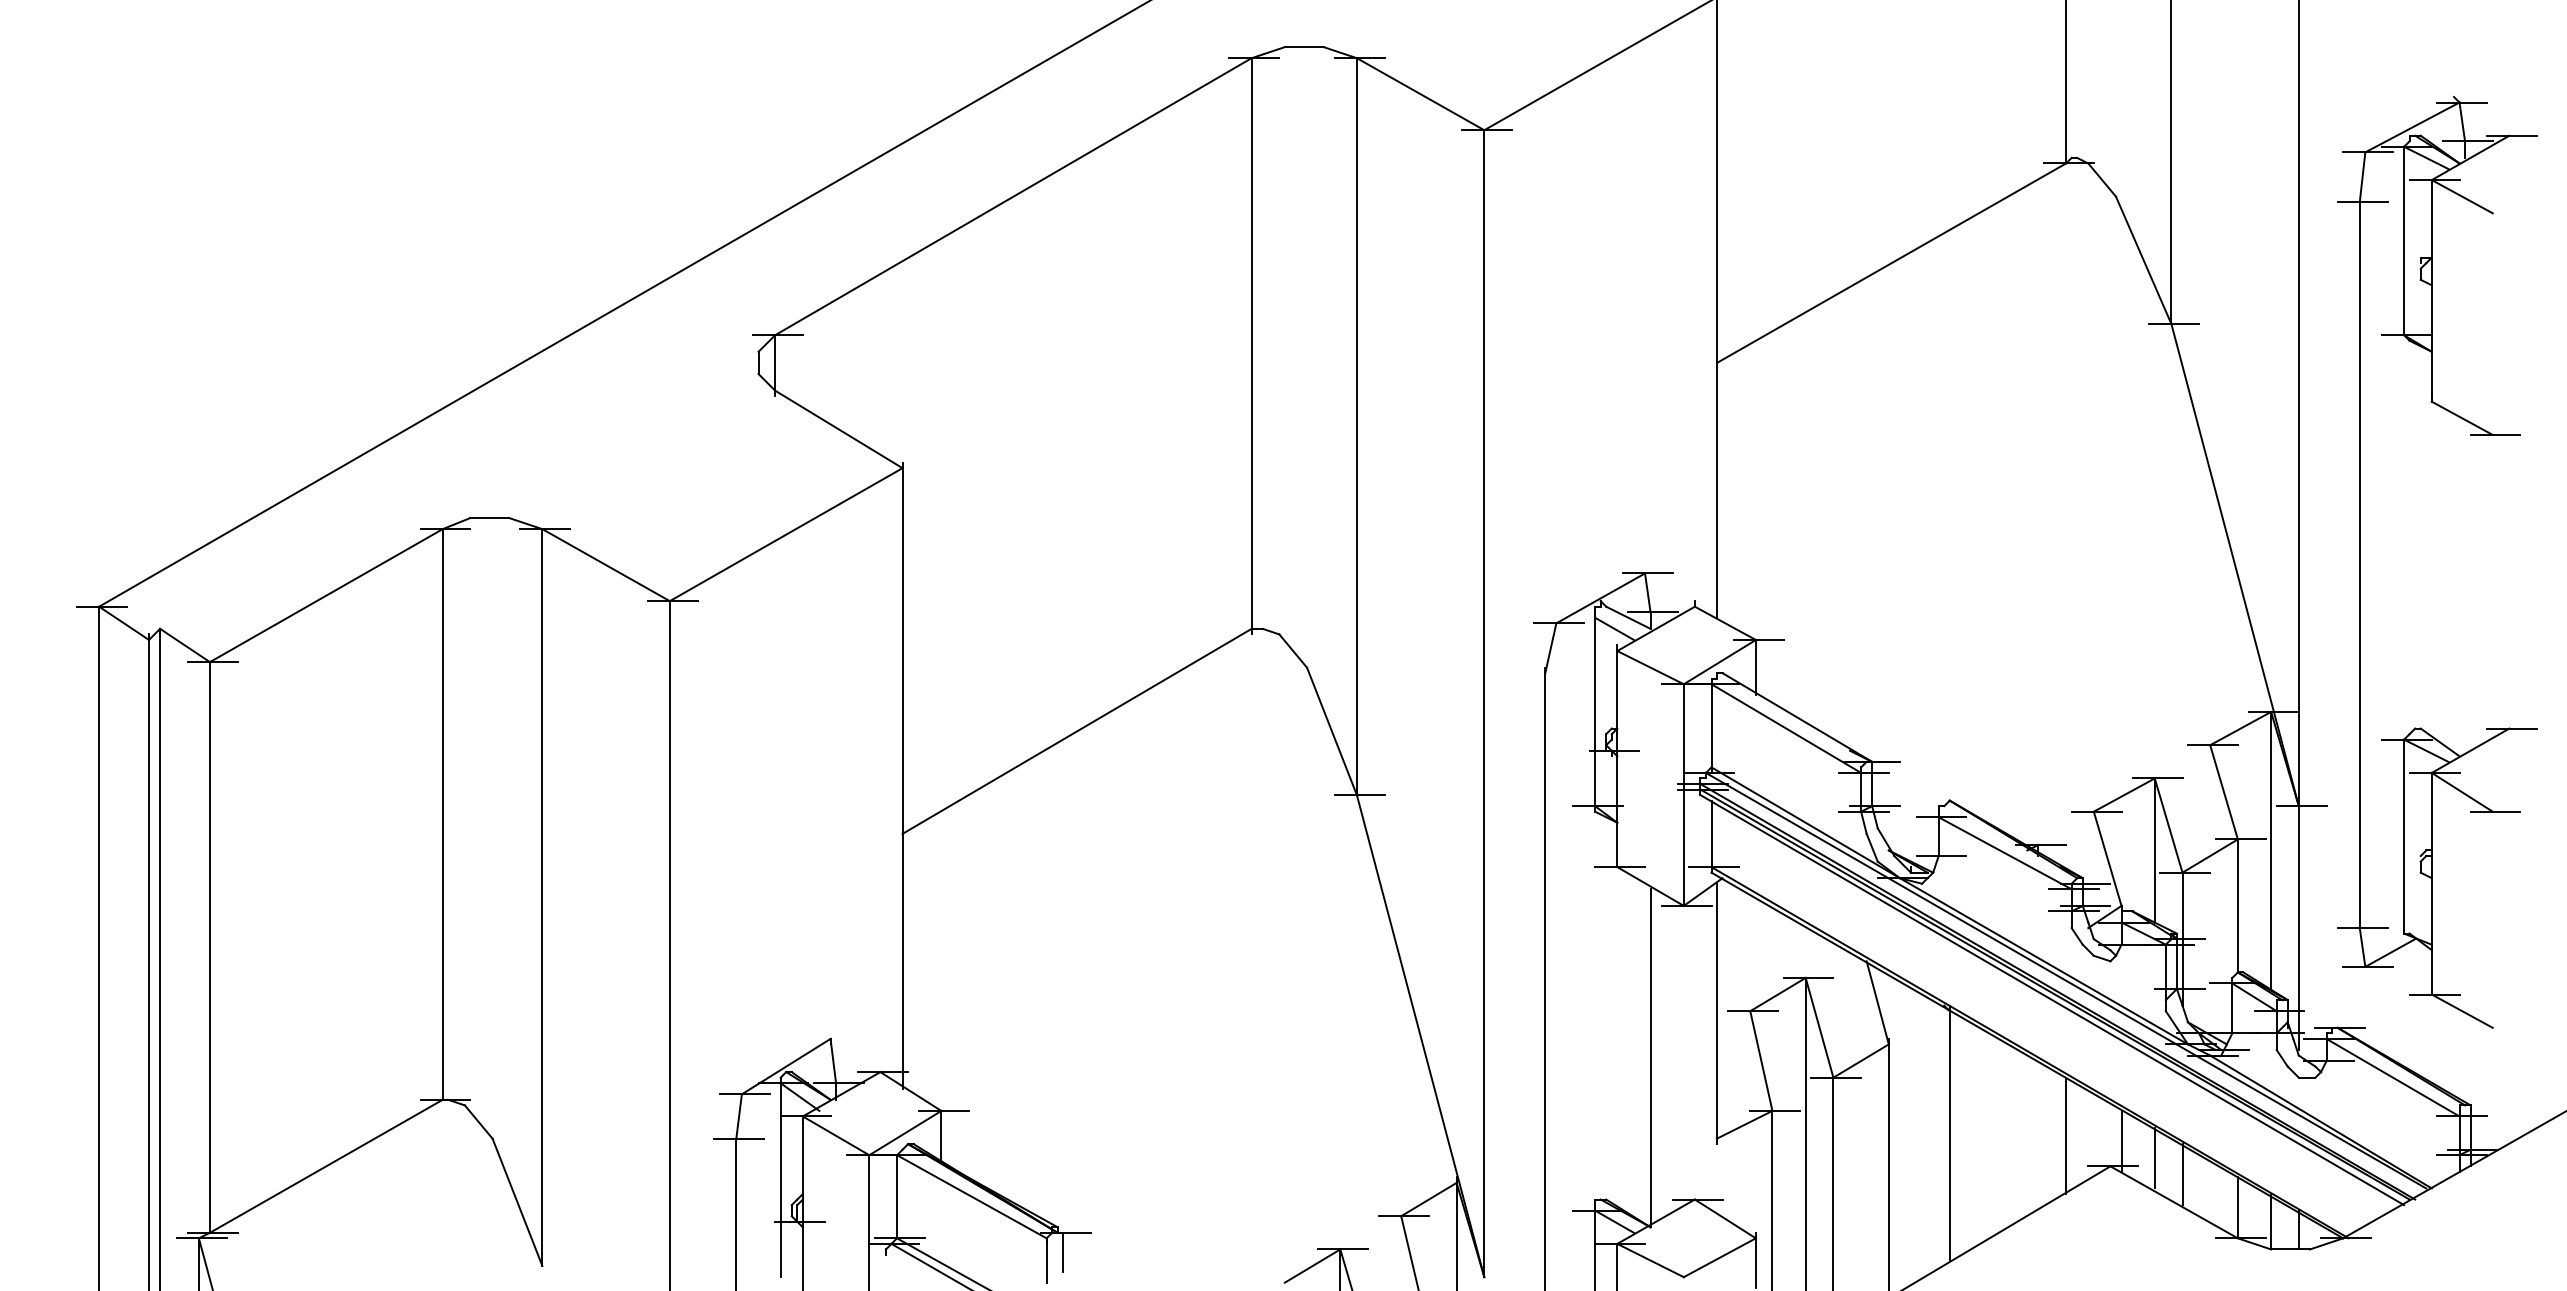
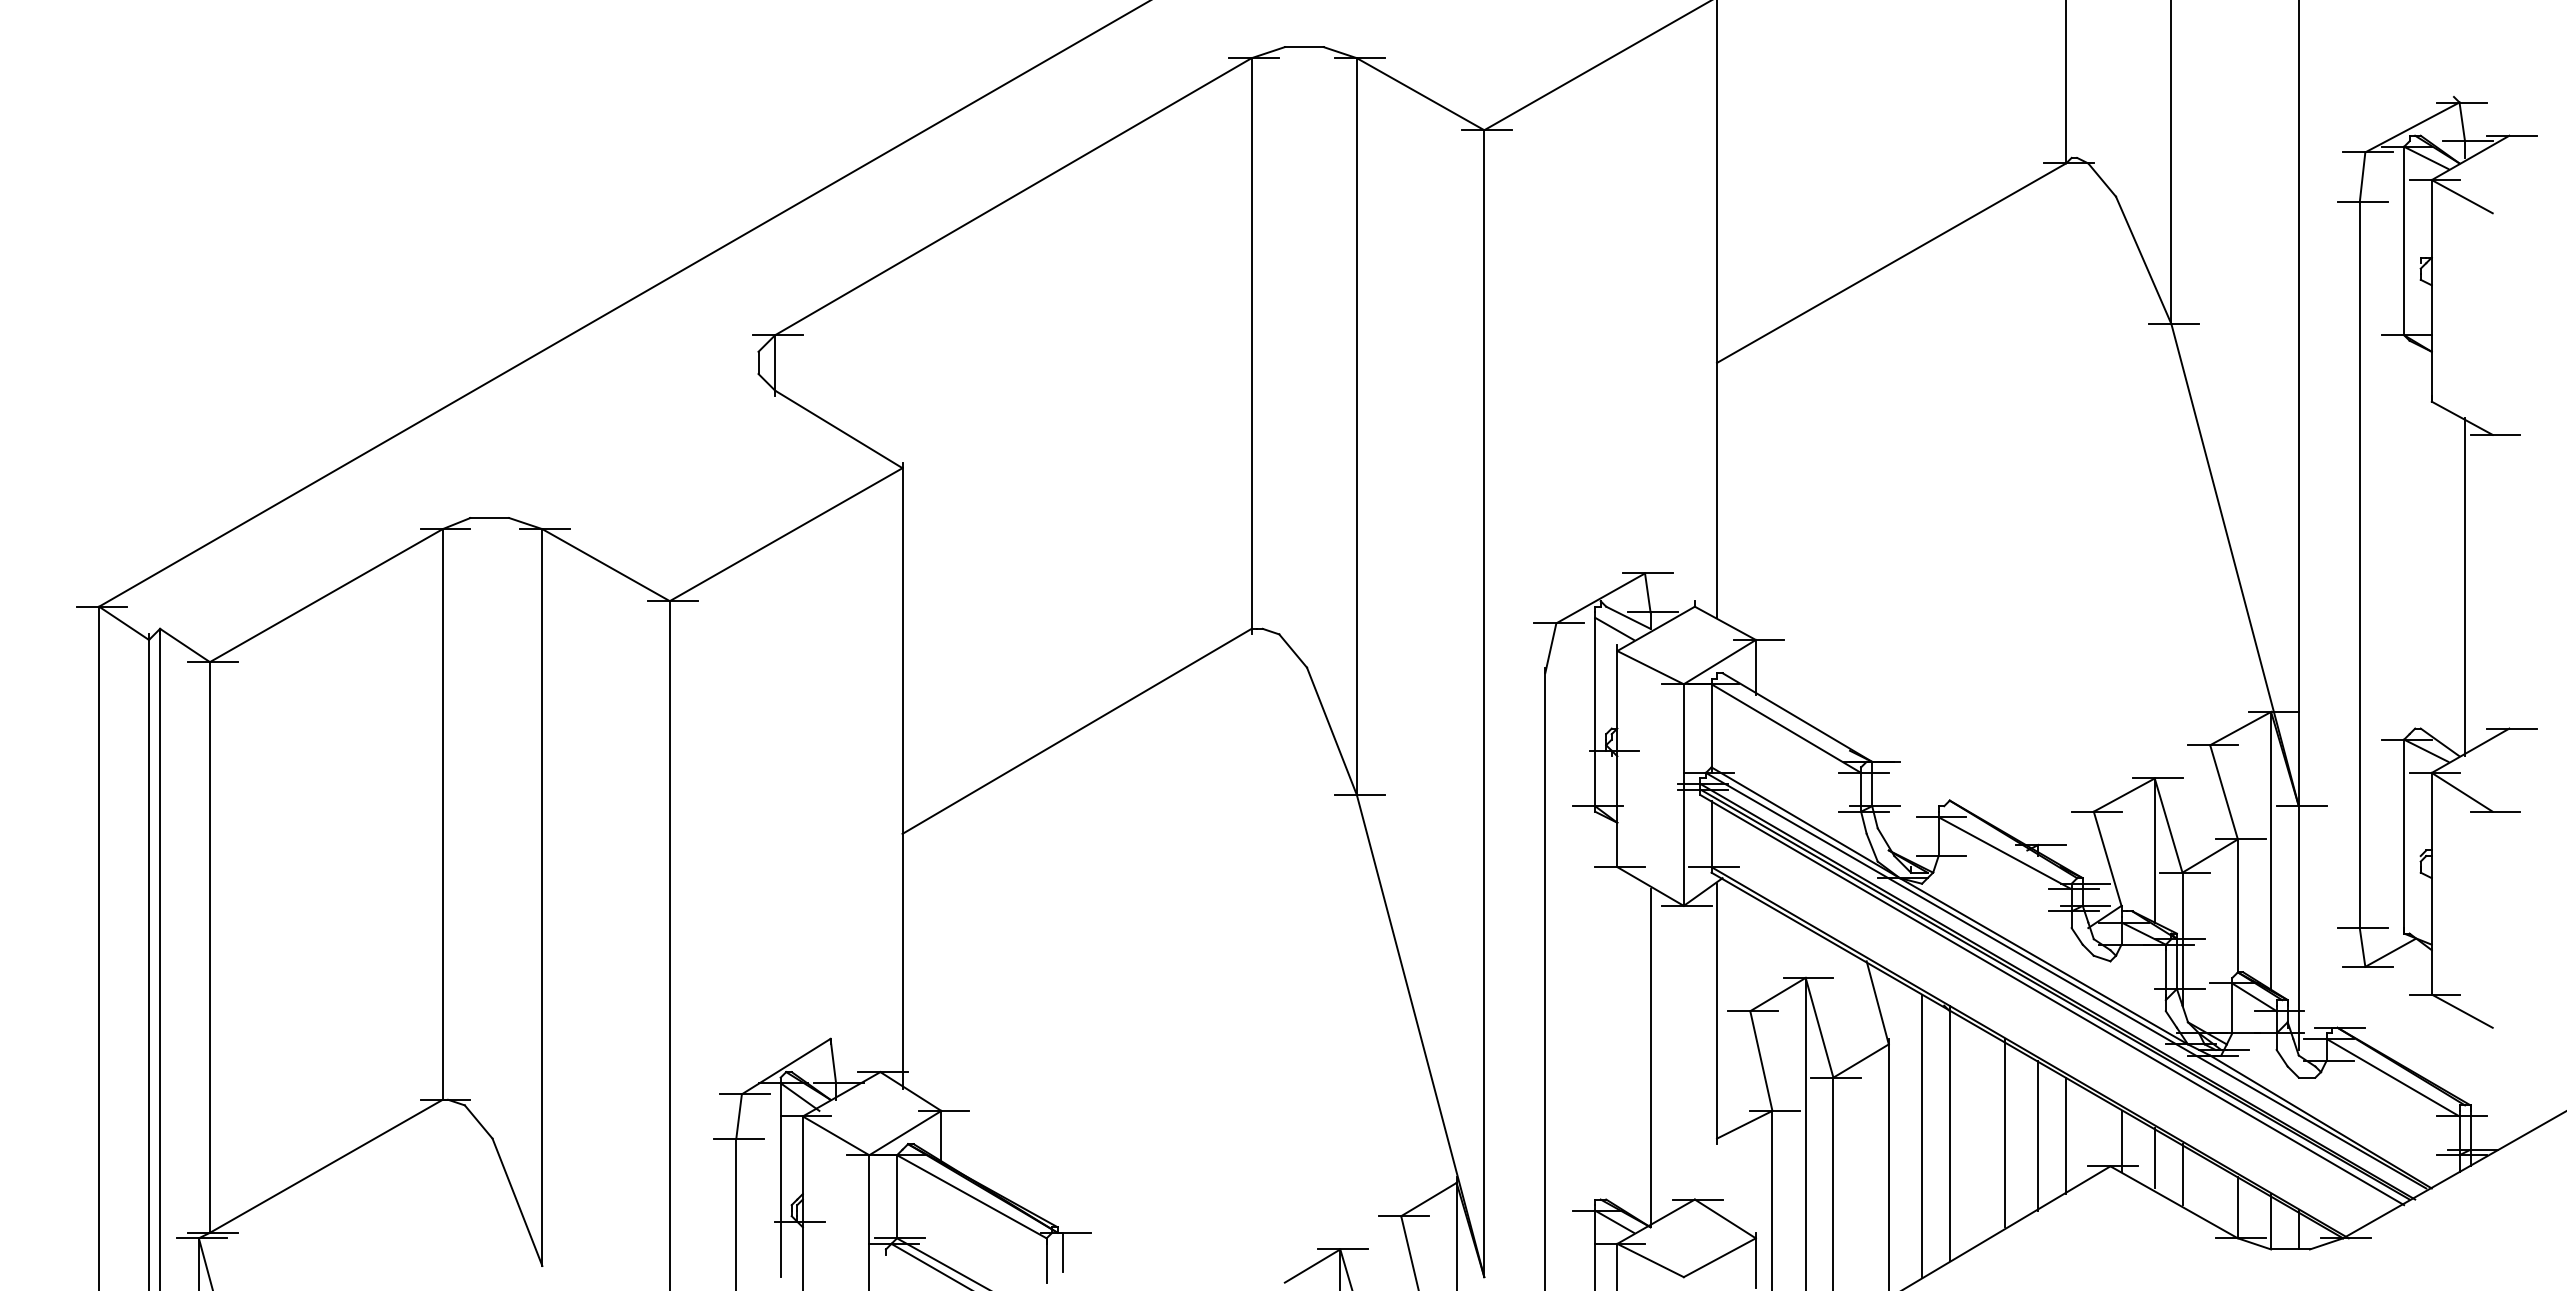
line: none -> present (2465, 587)
line: none -> present (2005, 1132)
line: none -> present (1922, 1135)
line: none -> present (2038, 1135)
